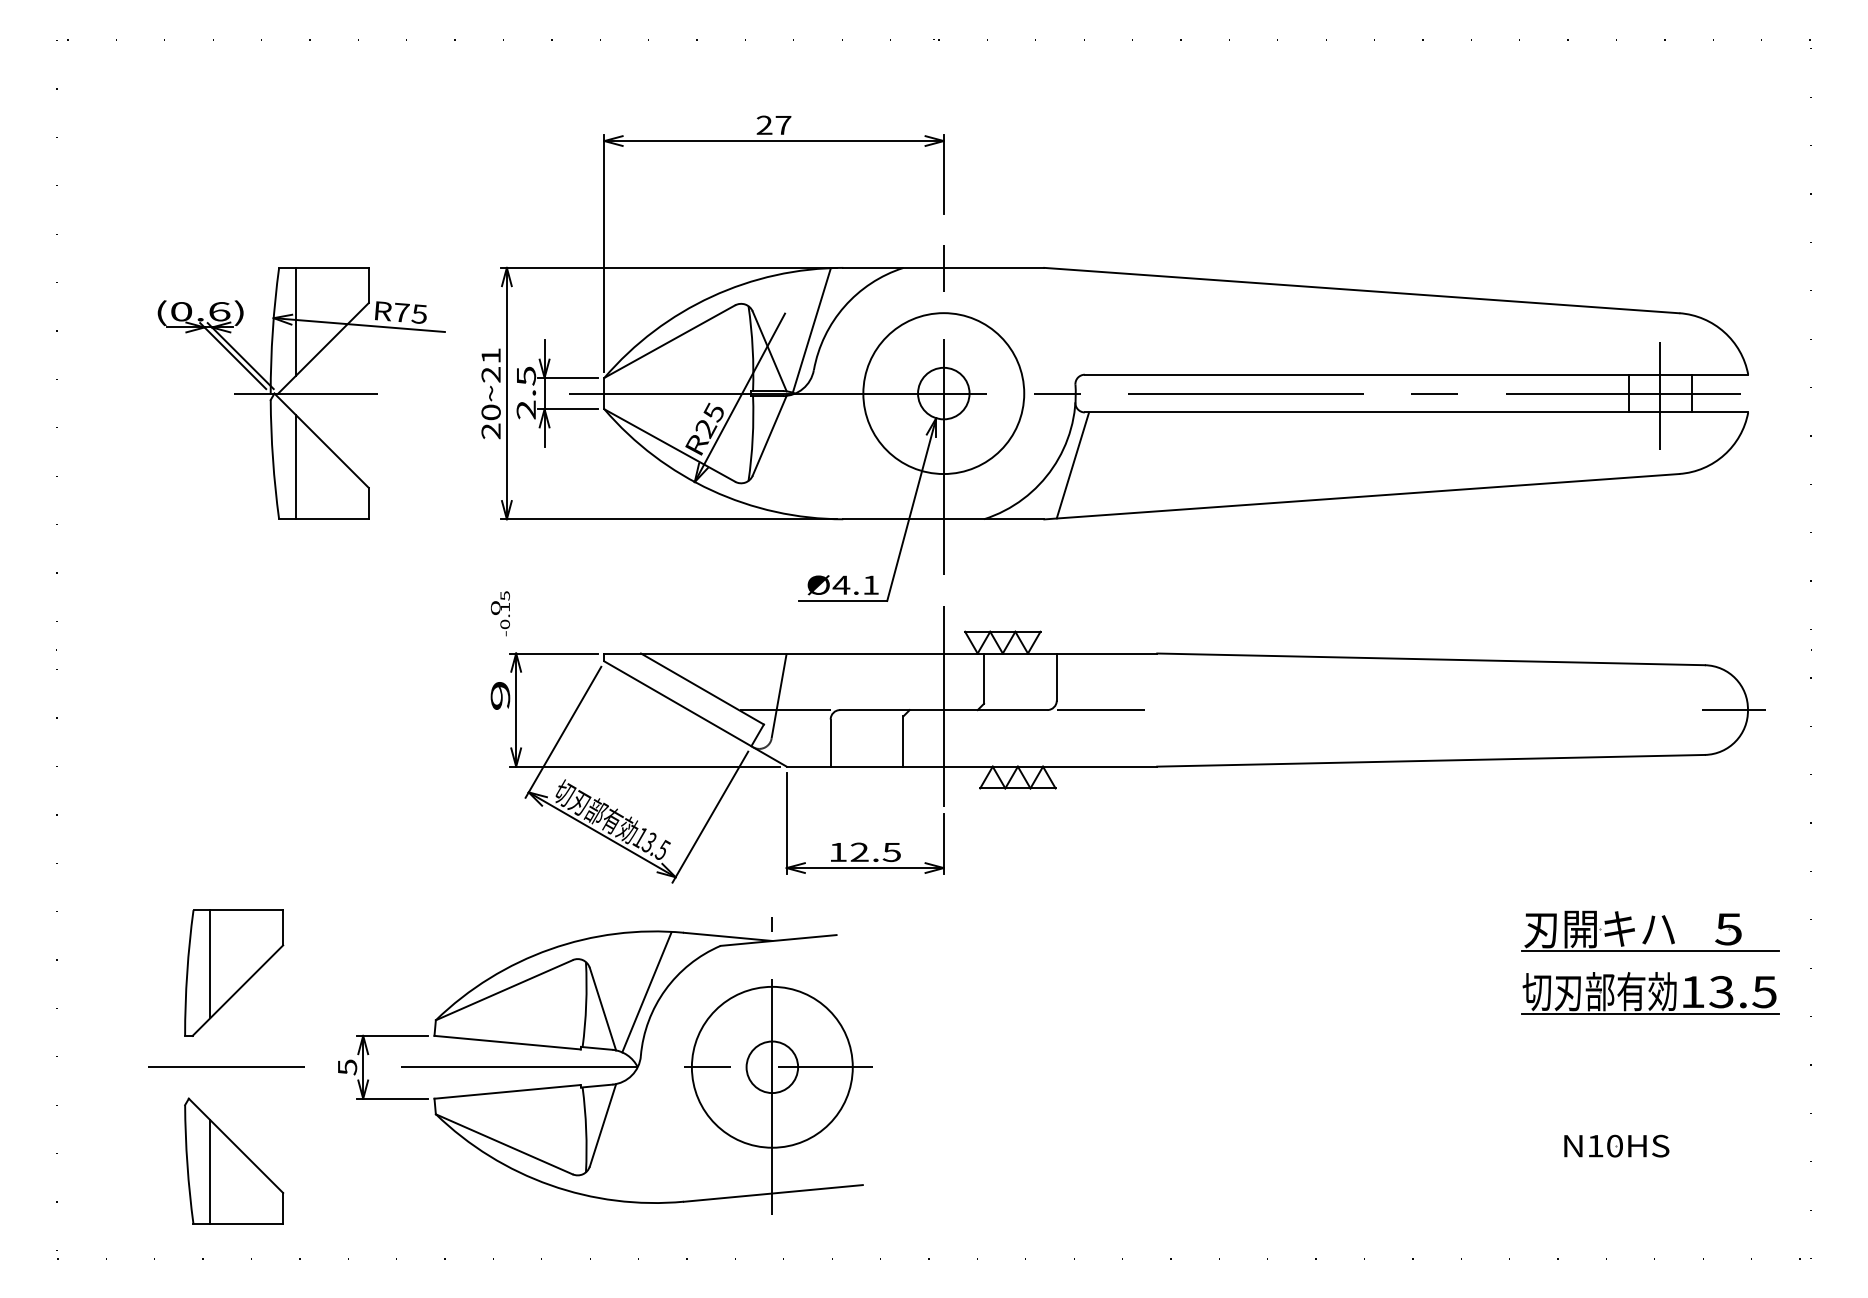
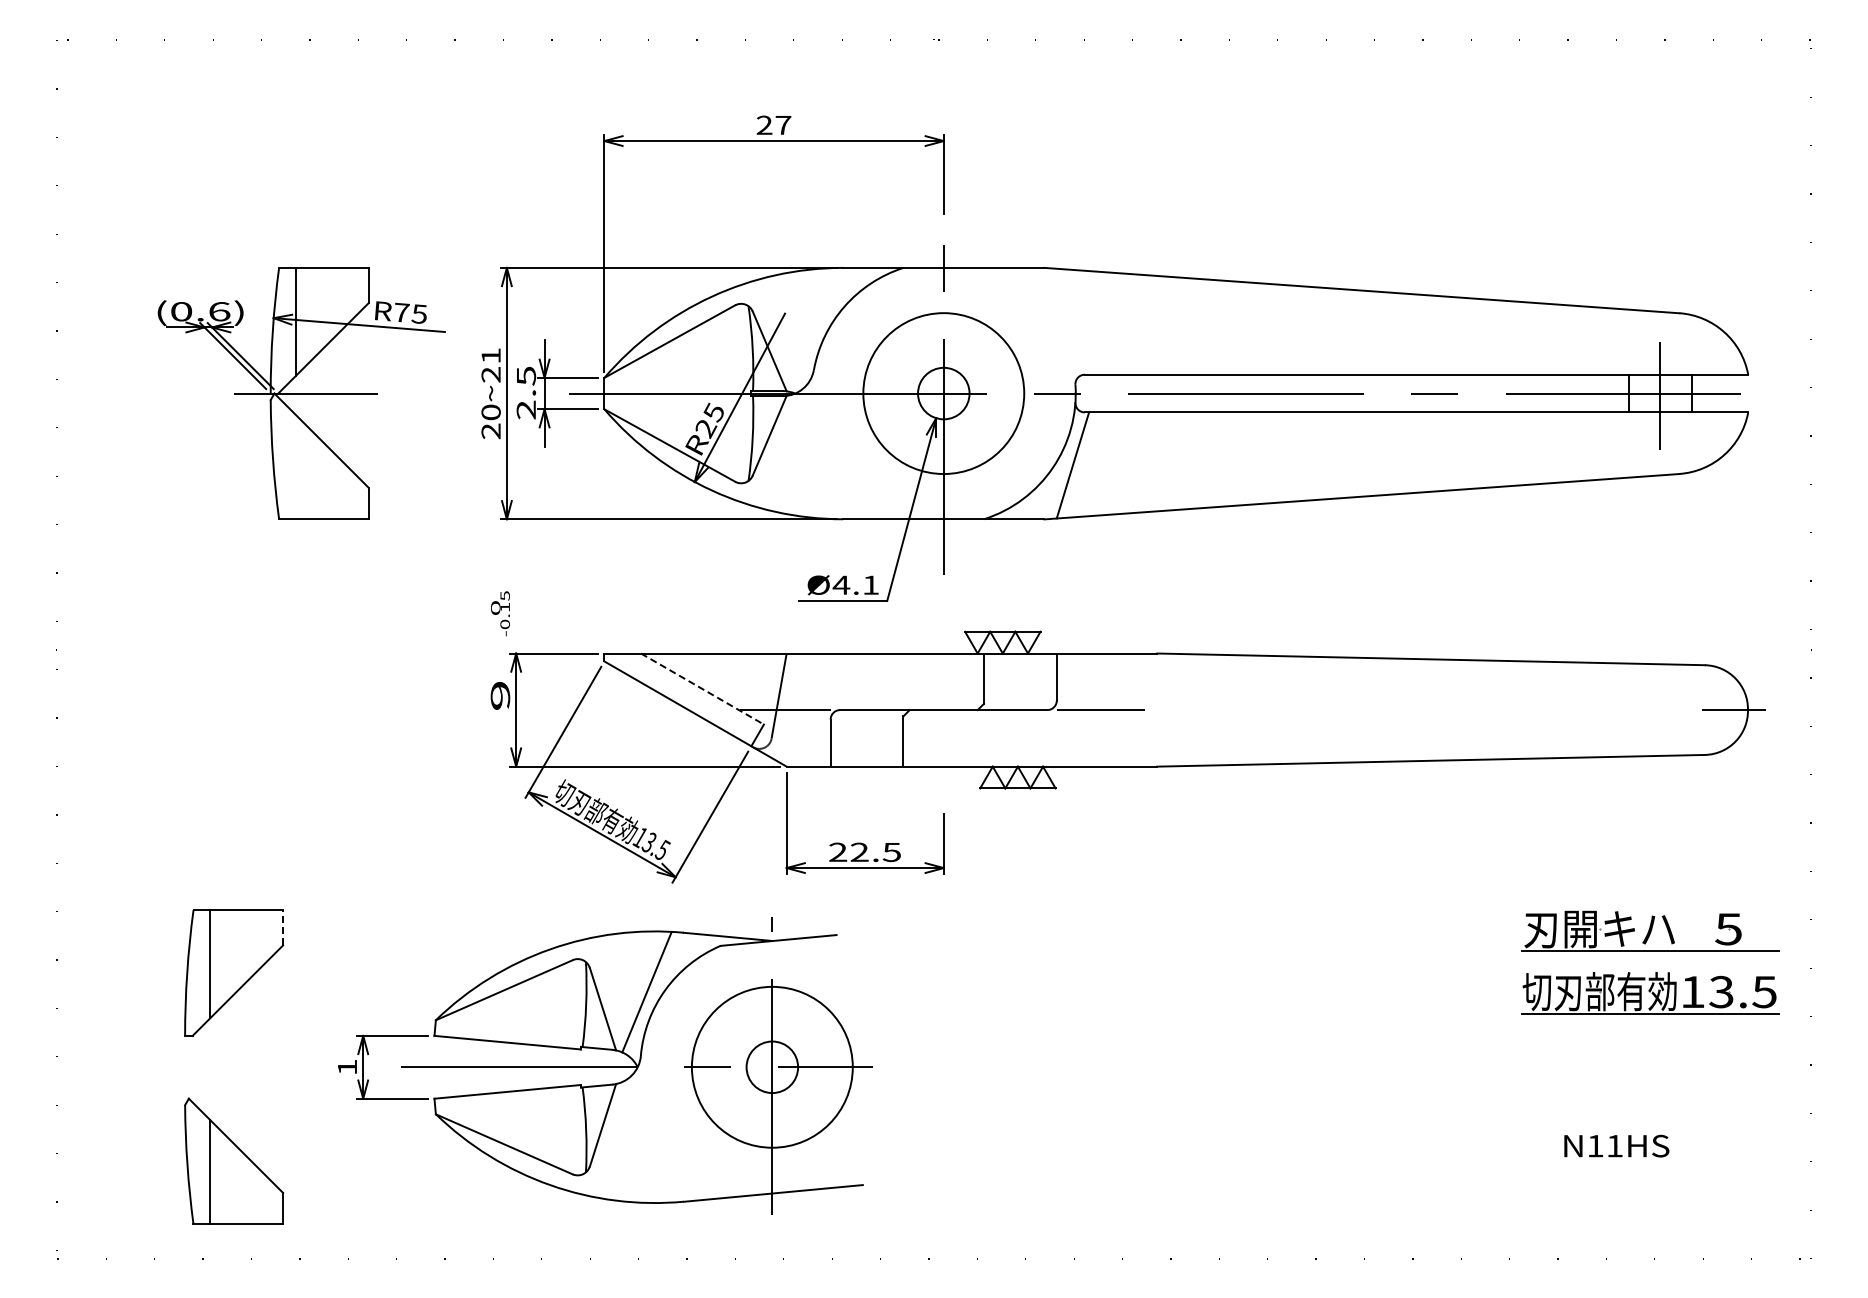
line: present -> none (811, 330)
line: present -> none (295, 466)
line: solid -> dashed (702, 689)
line: present -> none (943, 706)
text: 12.5 -> 22.5 (838, 851)
line: solid -> dashed (283, 927)
line: present -> none (226, 1066)
text: 5 -> 1 (347, 1067)
text: N10HS -> N11HS (1614, 1145)
